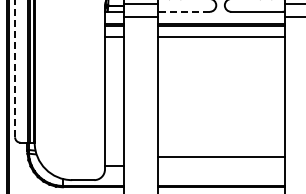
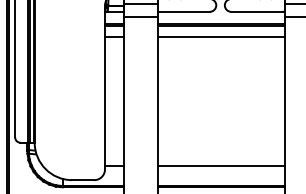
line: dashed -> solid (184, 11)
line: dashed -> solid (15, 68)
line position: (220, 156) -> (220, 165) (220, 165)
